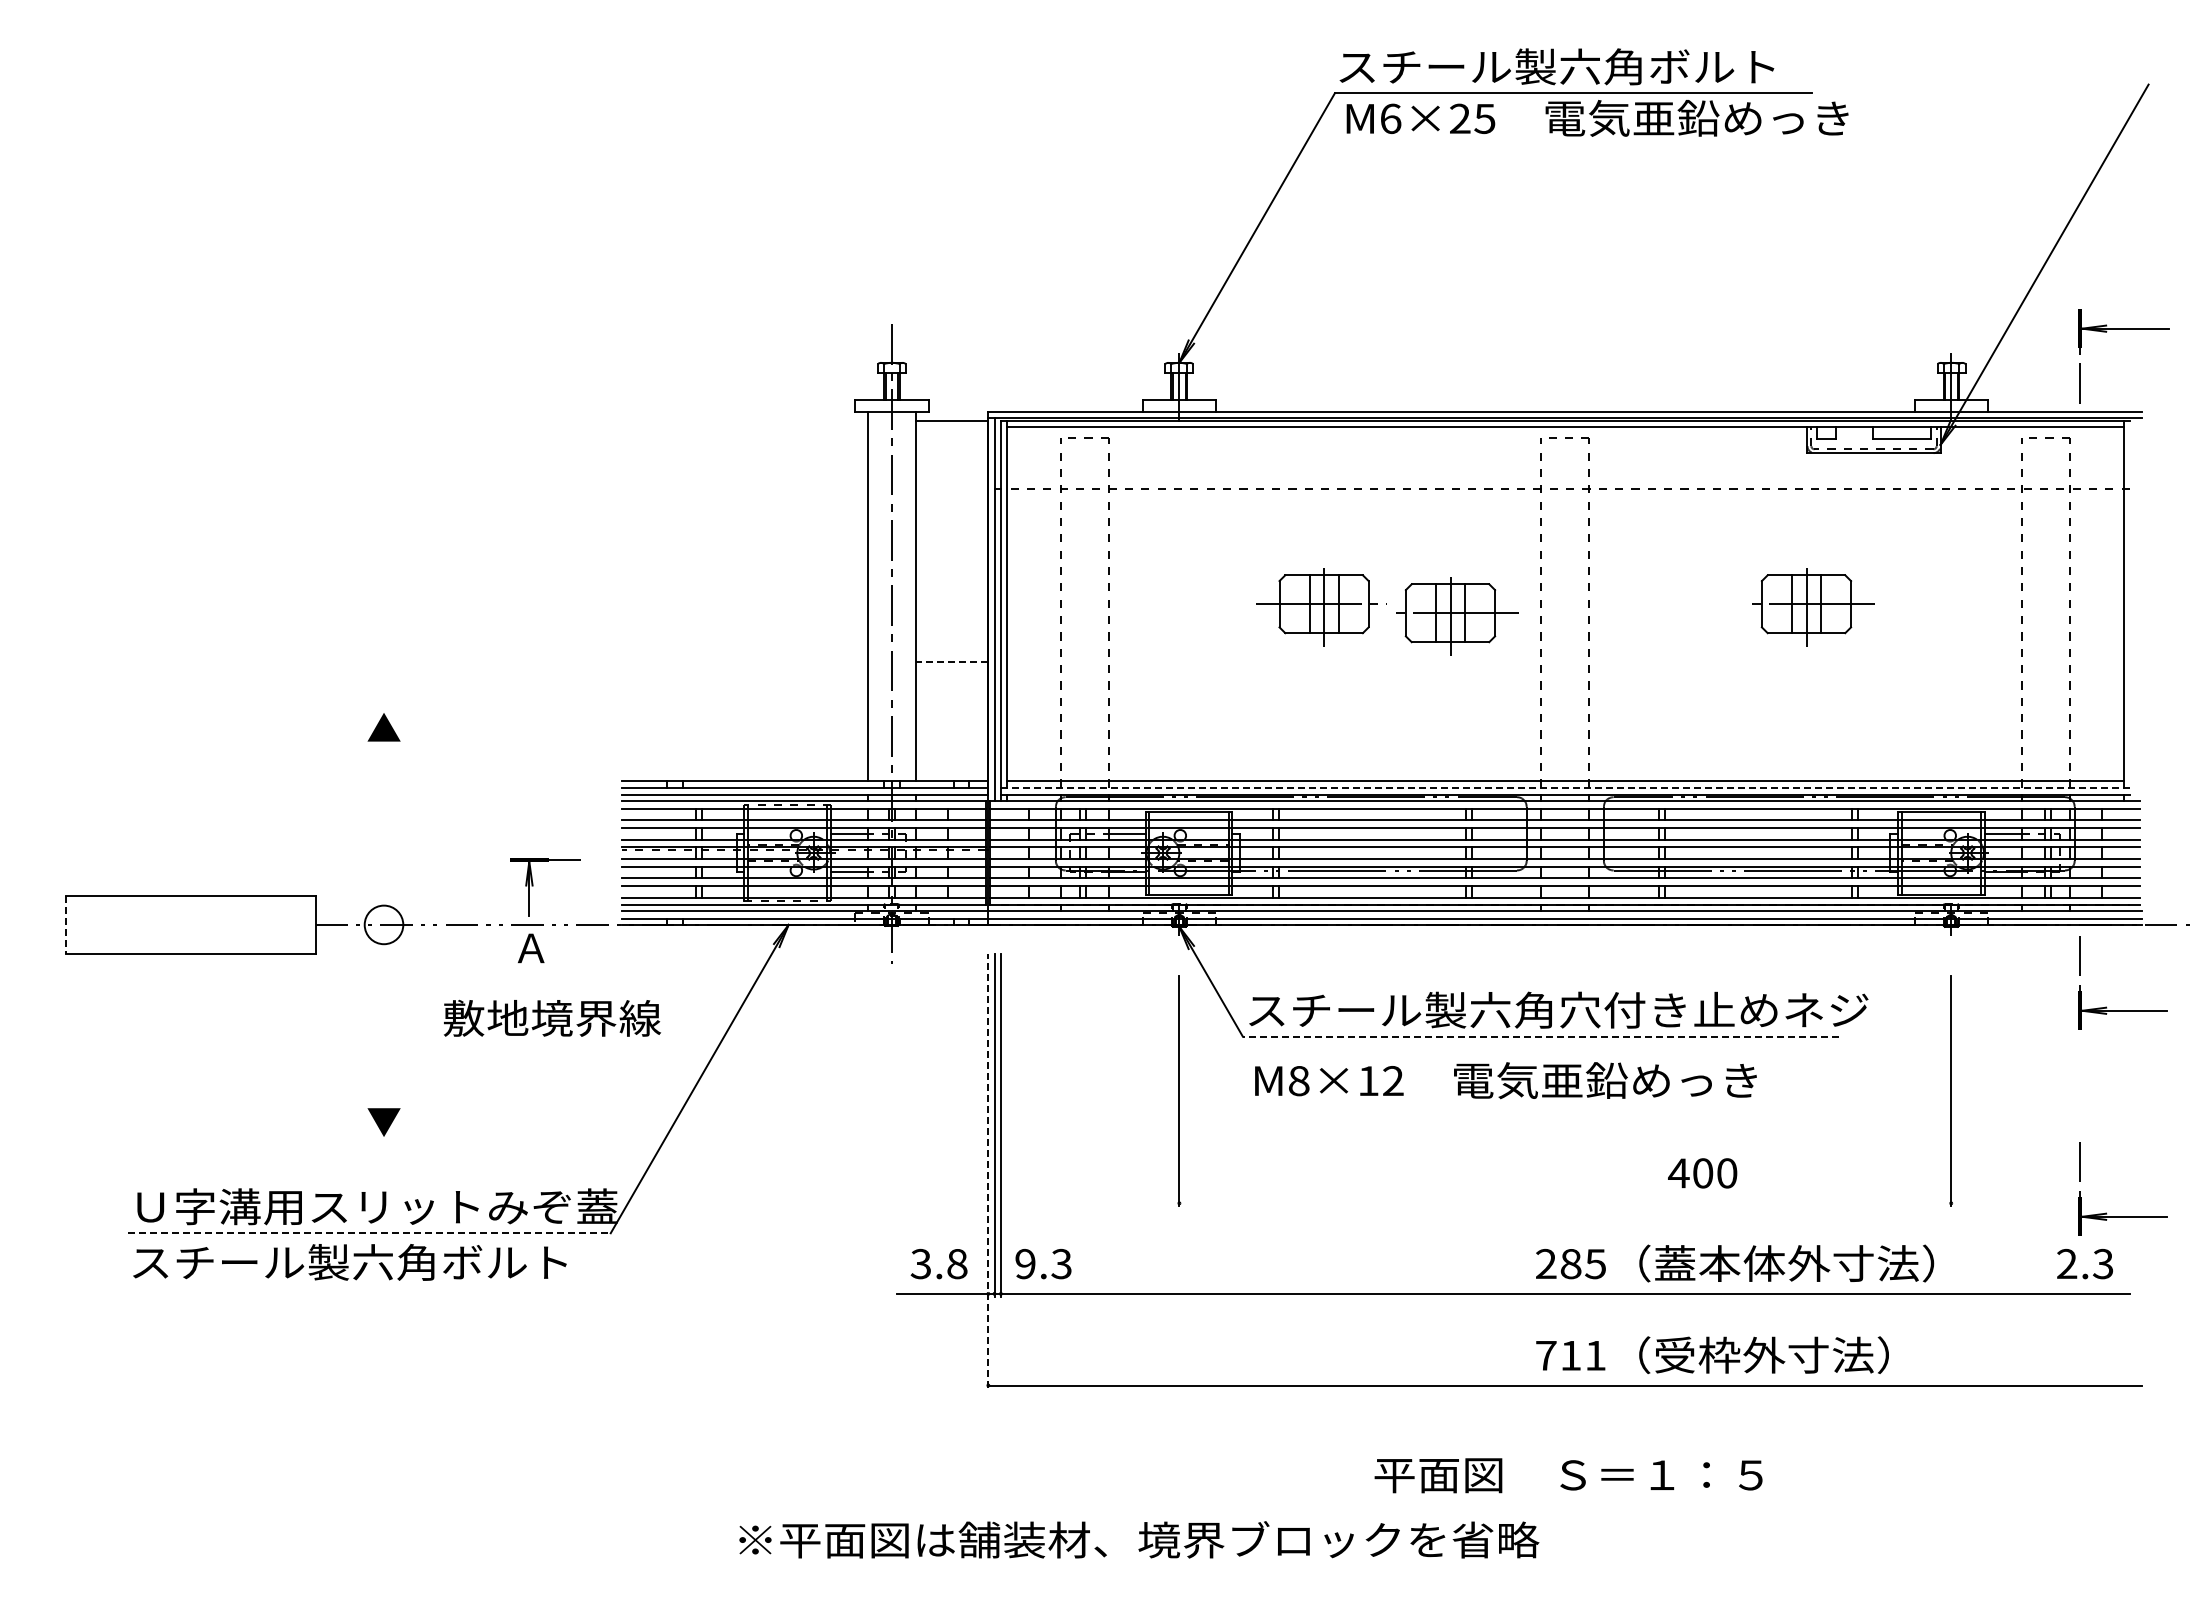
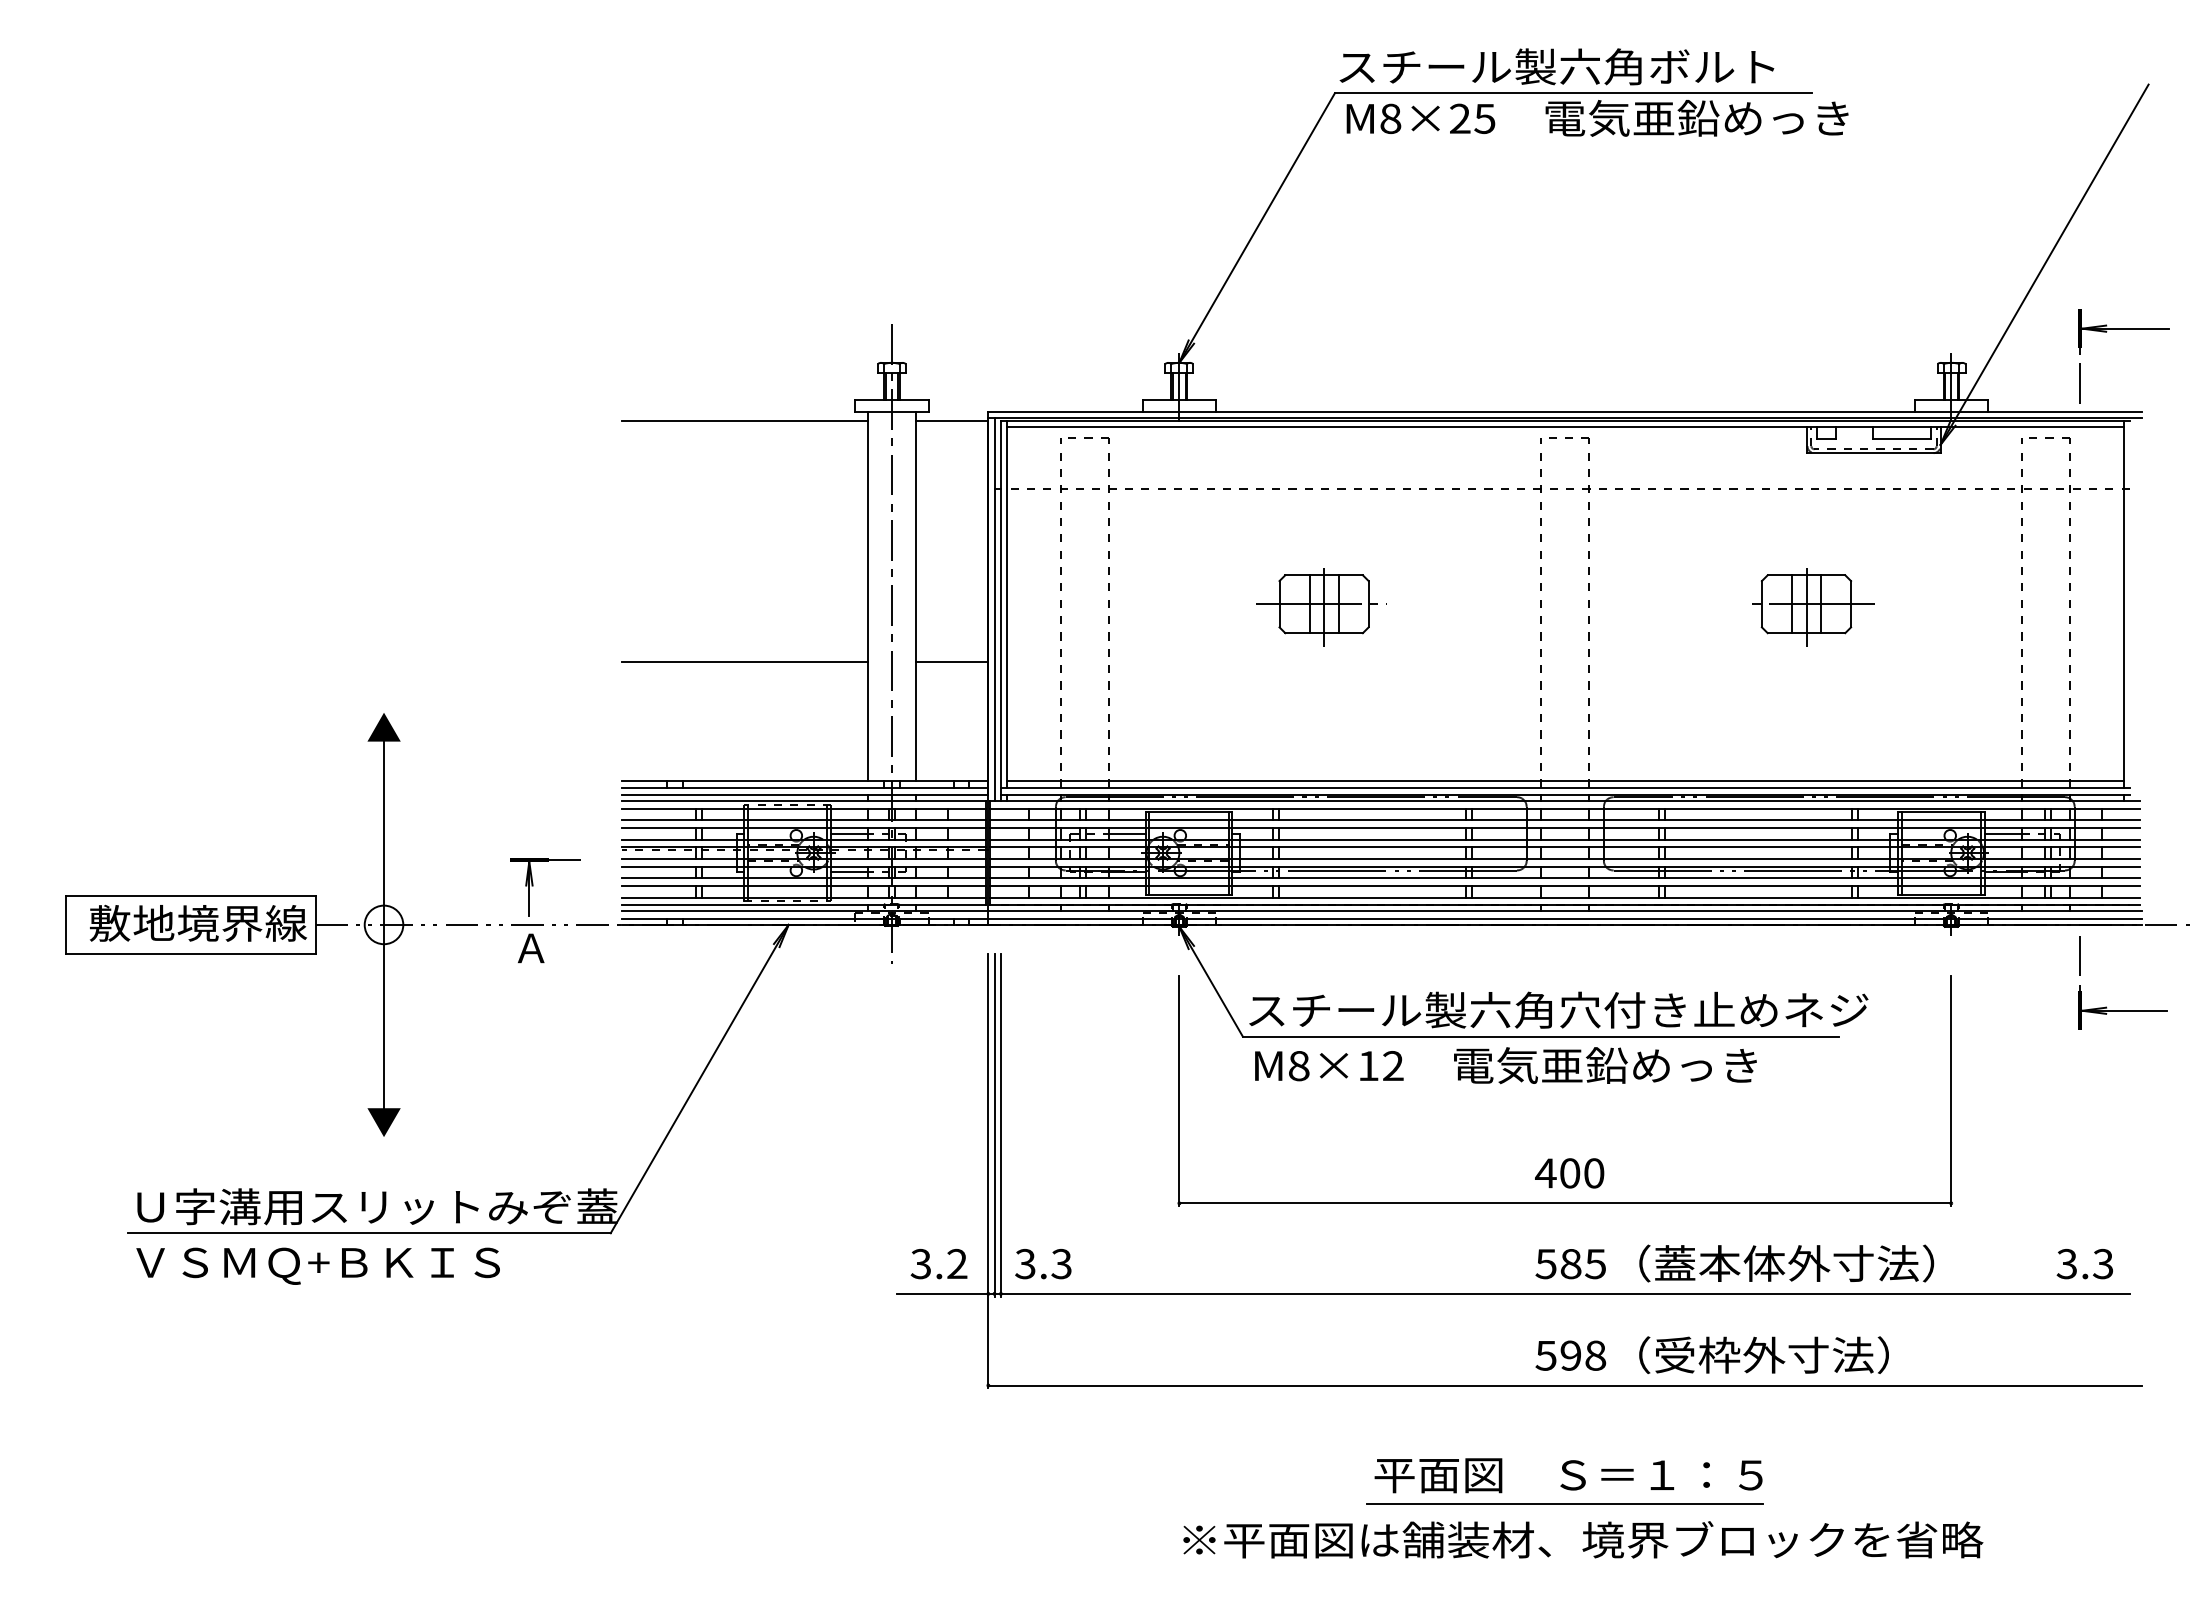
text: M6×25 -> M8×25 (1390, 118)
line: none -> present (744, 421)
part: present -> none (1457, 616)
line: none -> present (744, 662)
line: dashed -> solid (951, 662)
line: dashed -> solid (1567, 787)
line: dashed -> solid (65, 924)
line: none -> present (384, 924)
text position: (552, 1017) -> (198, 922) (198, 922)
line: dashed -> solid (1540, 1036)
text position: (1505, 1080) -> (1505, 1065) (1505, 1065)
line: dashed -> solid (988, 1170)
text position: (1702, 1173) -> (1569, 1173) (1569, 1173)
line: none -> present (1565, 1203)
part: present -> none (2122, 1216)
line: dashed -> solid (370, 1233)
text: 3.8 -> 3.2 (957, 1263)
text: 285 -> 585 (1545, 1263)
text: スチール製六角ボルト -> ＶＳＭＱ+ＢＫＩＳ (349, 1264)
text: 9.3 -> 3.3 (1025, 1264)
text: 2.3 -> 3.3 (2066, 1264)
text: 711 -> 598 (1570, 1355)
line: none -> present (1564, 1503)
text position: (1139, 1539) -> (1583, 1539) (1583, 1539)
